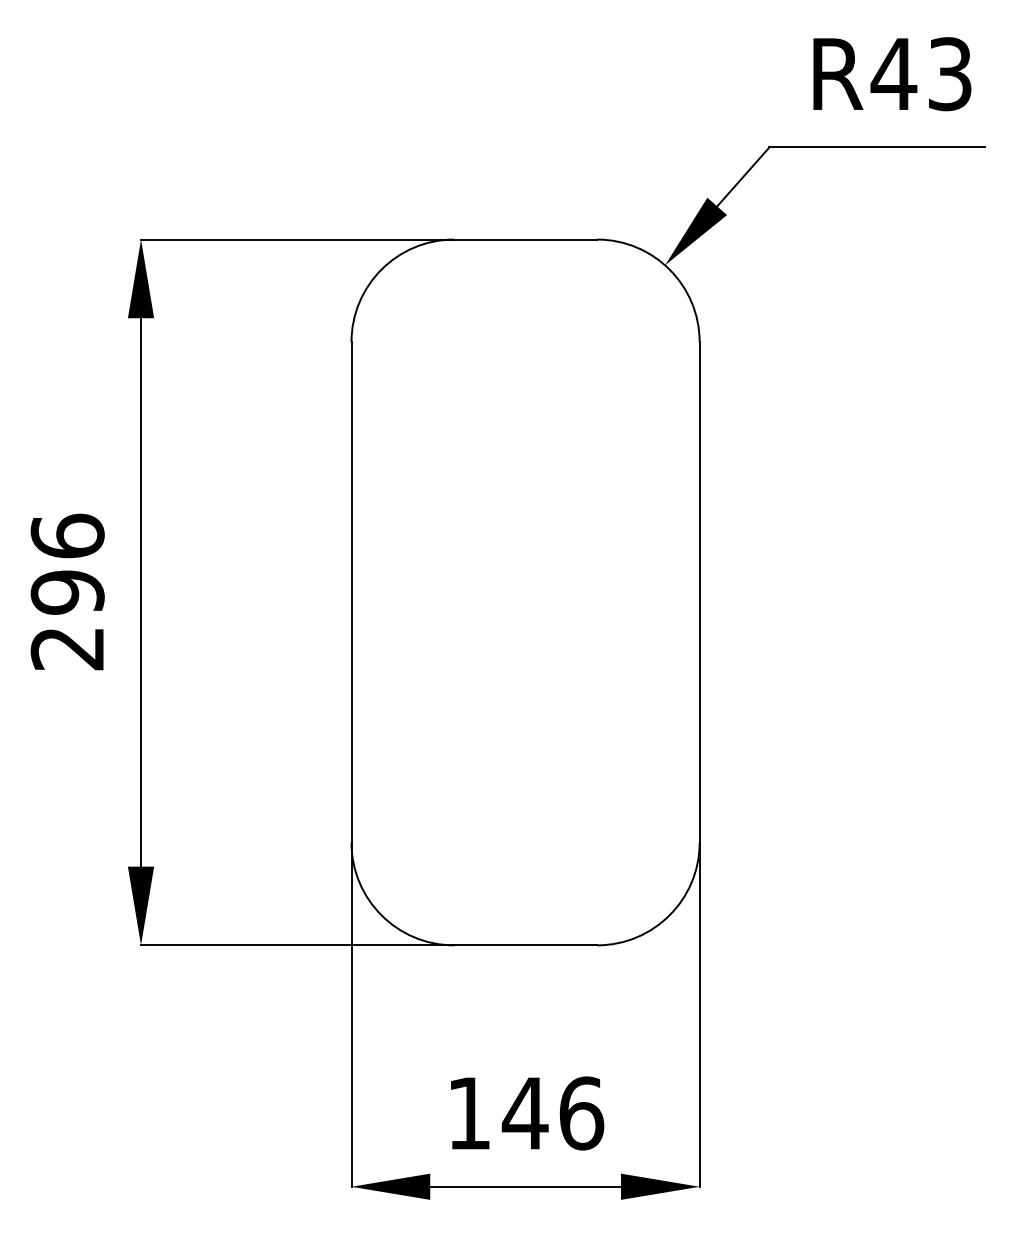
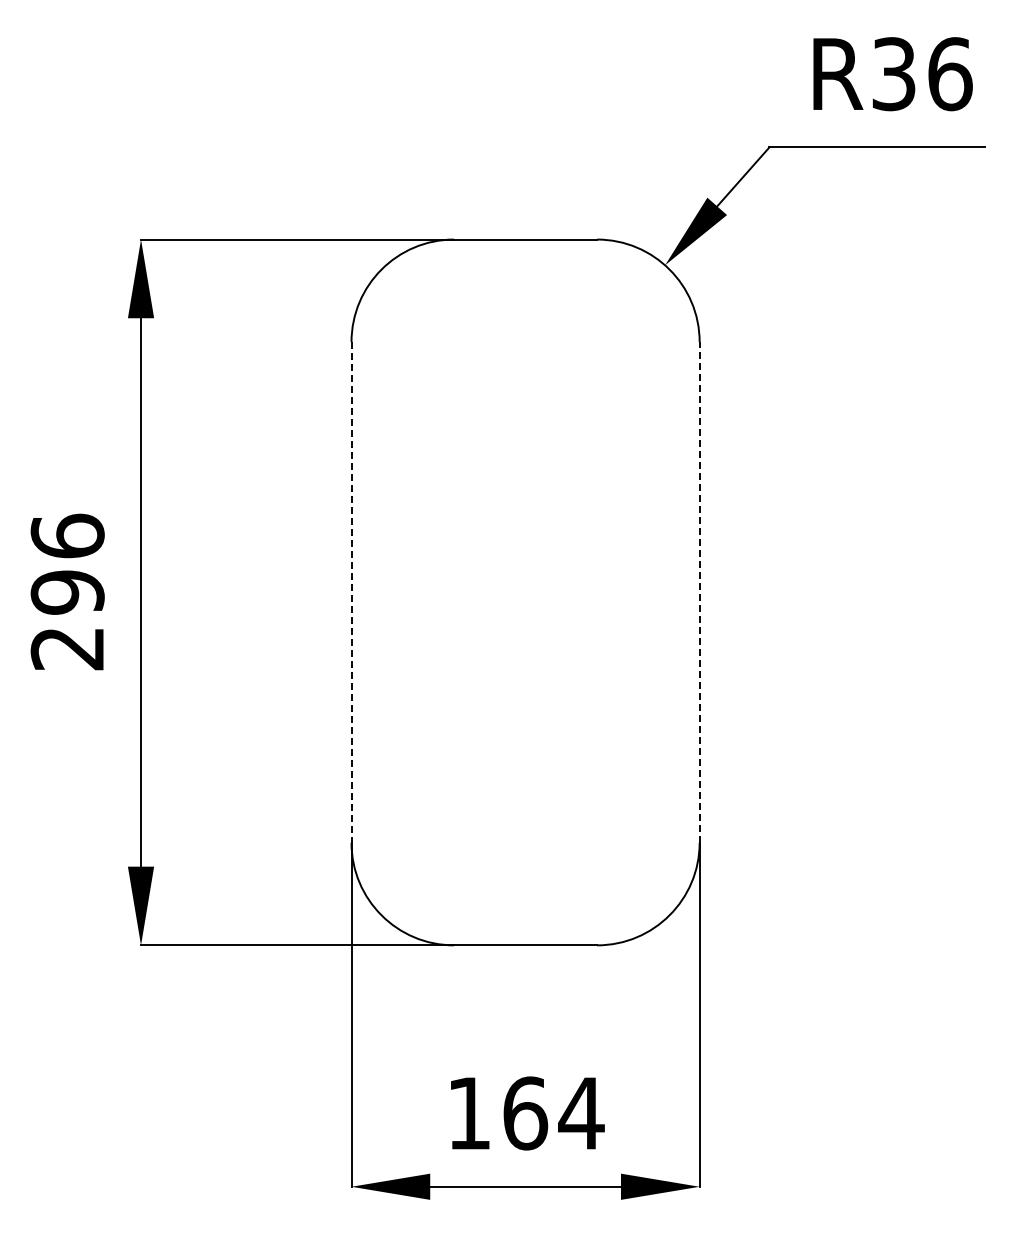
text: R43 -> R36 (921, 74)
line: solid -> dashed (699, 591)
line: solid -> dashed (351, 592)
text: 146 -> 164 (552, 1113)
